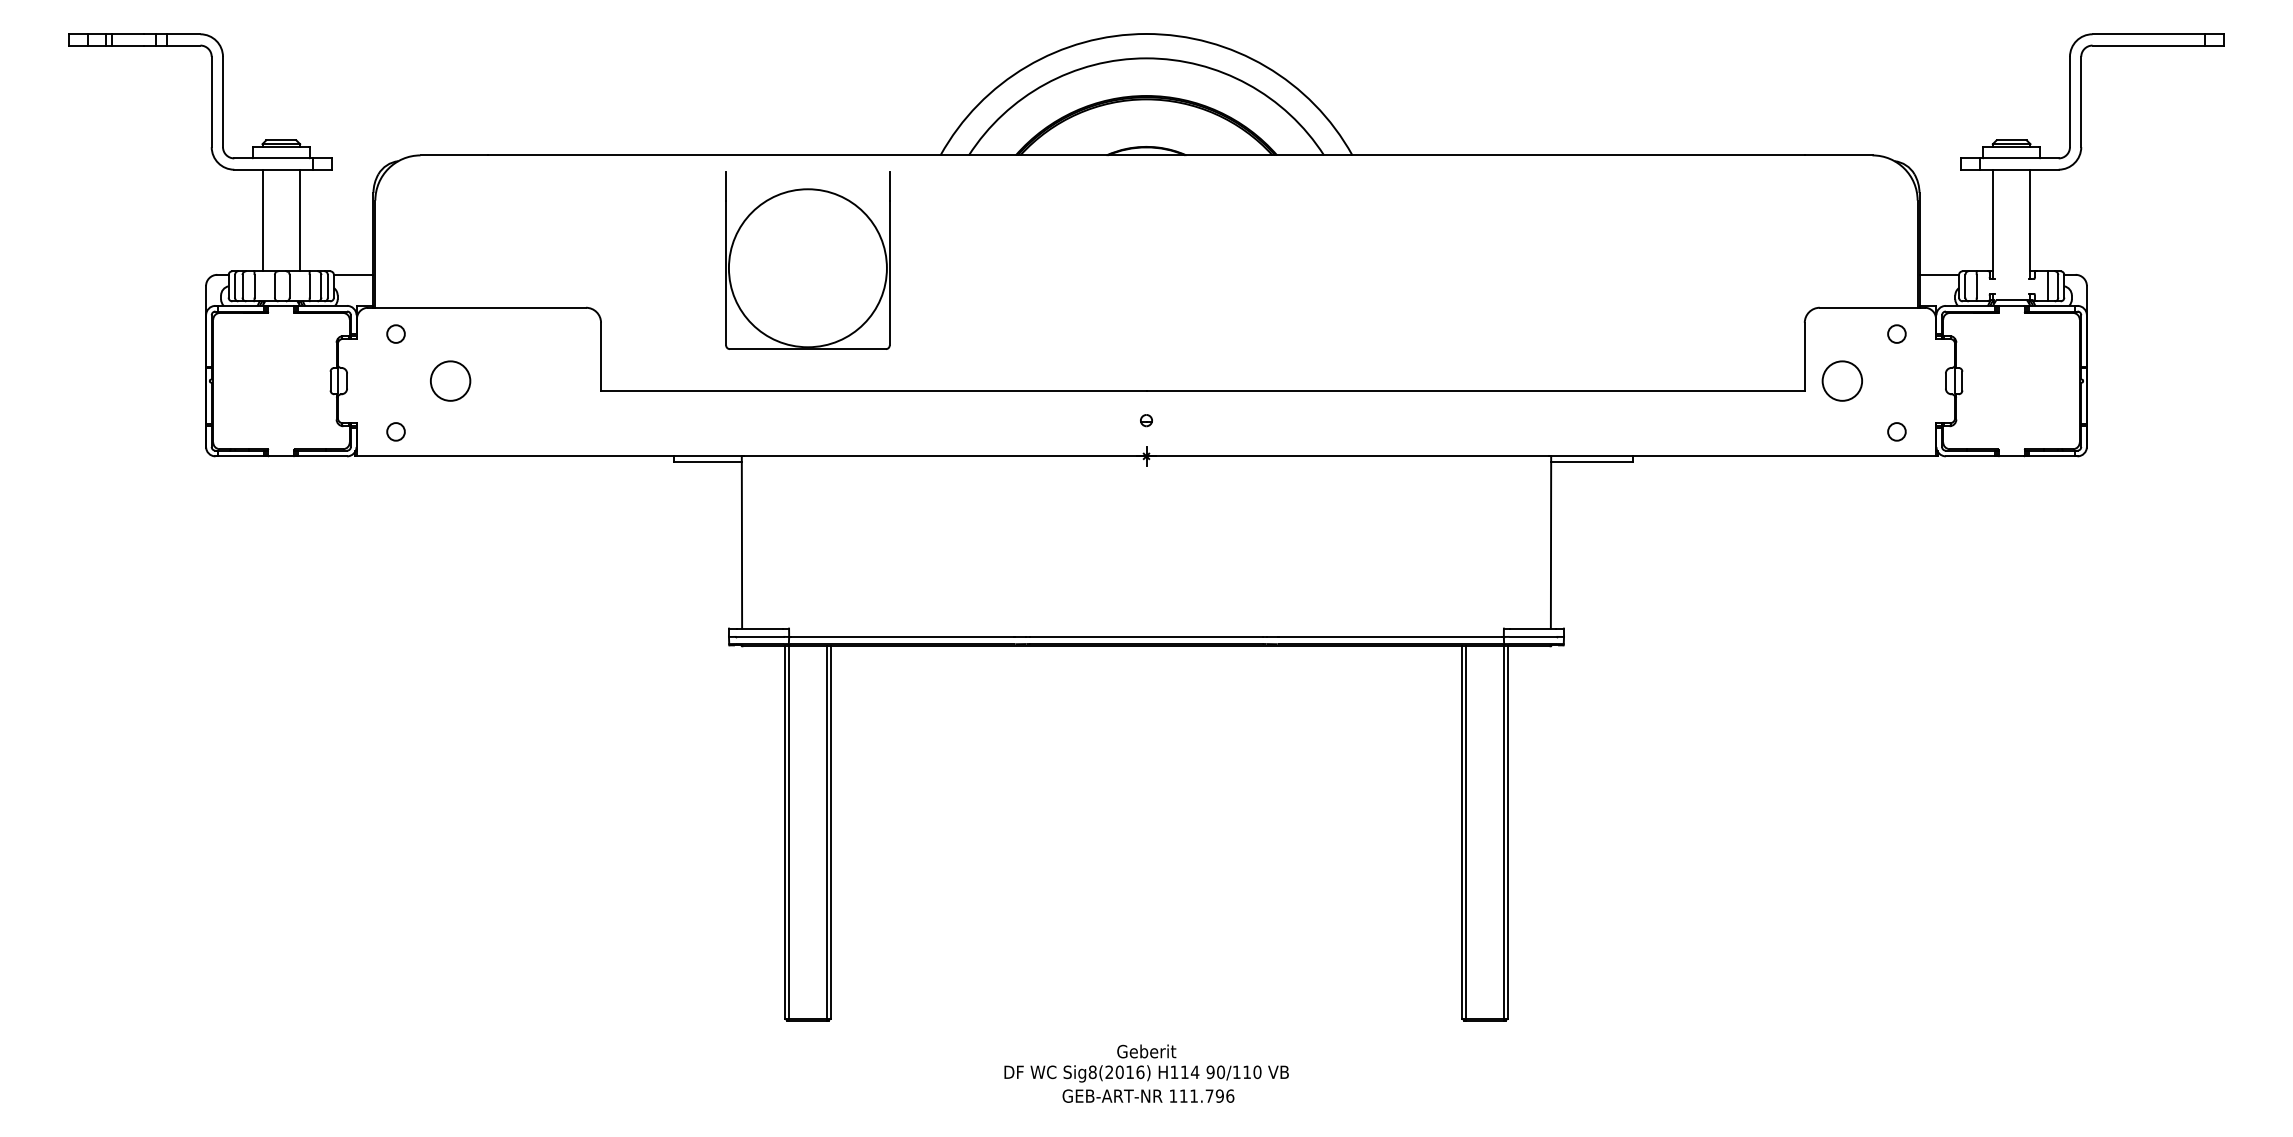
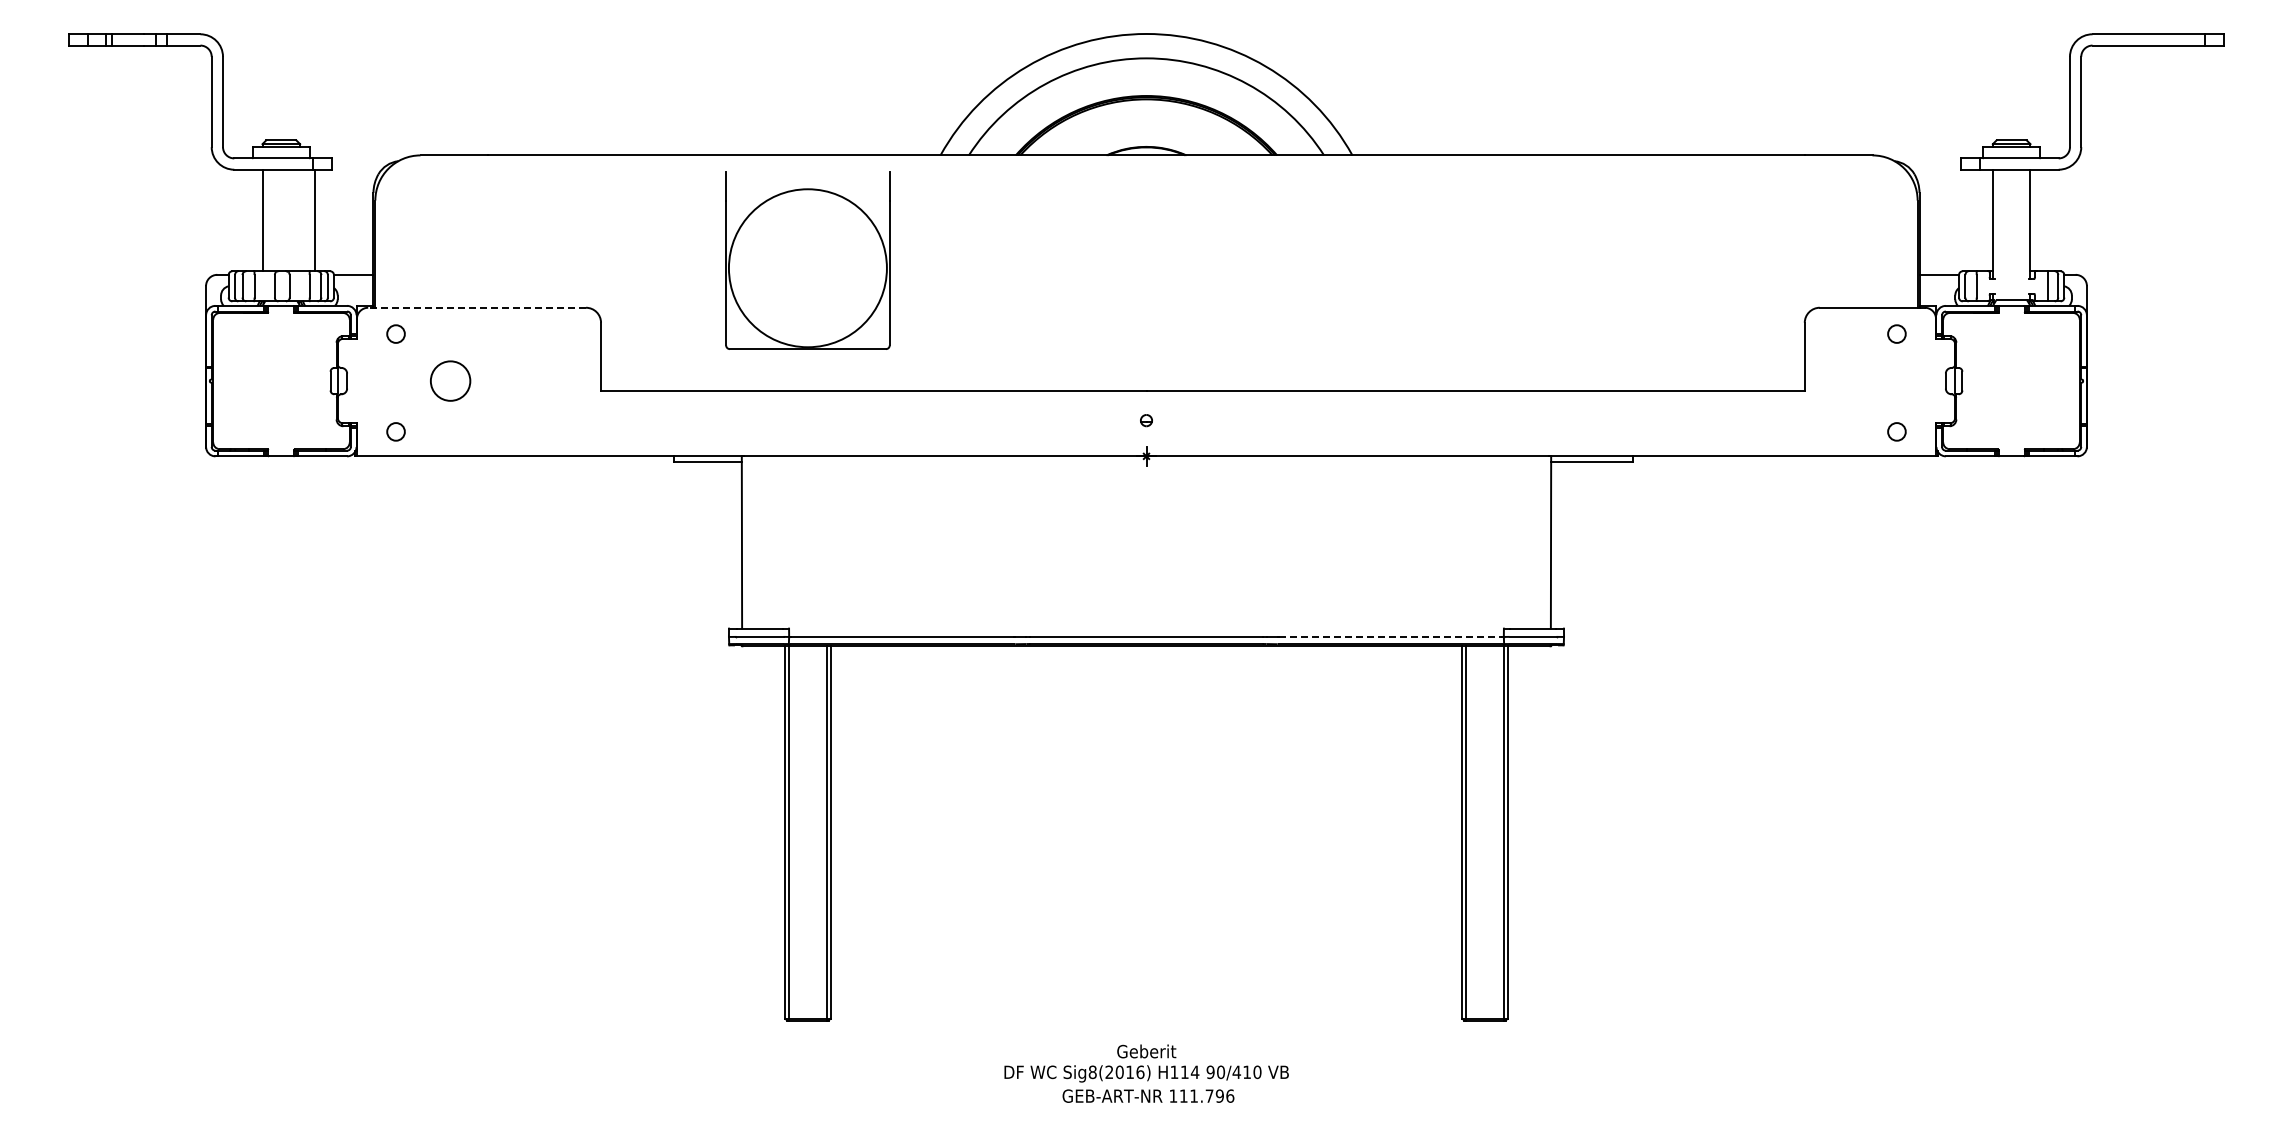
line position: (300, 220) -> (315, 220) (315, 220)
line: solid -> dashed (477, 307)
circle: present -> none (1841, 380)
line: solid -> dashed (1390, 636)
text: 90/110 -> 90/410 (1236, 1071)
